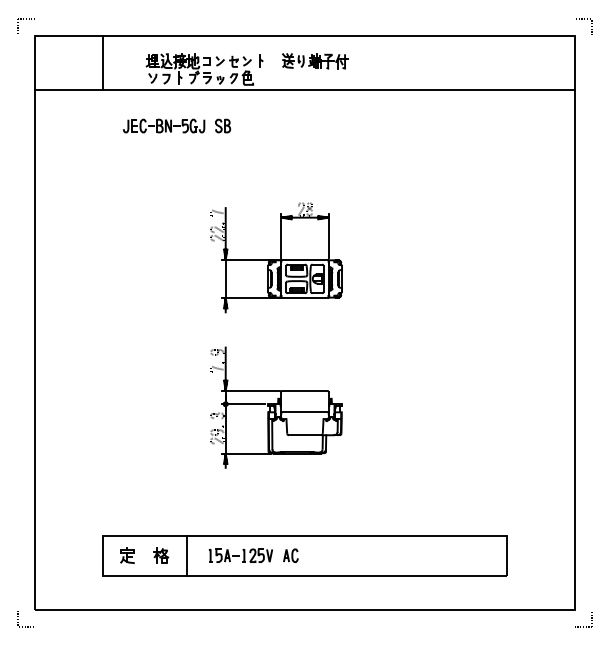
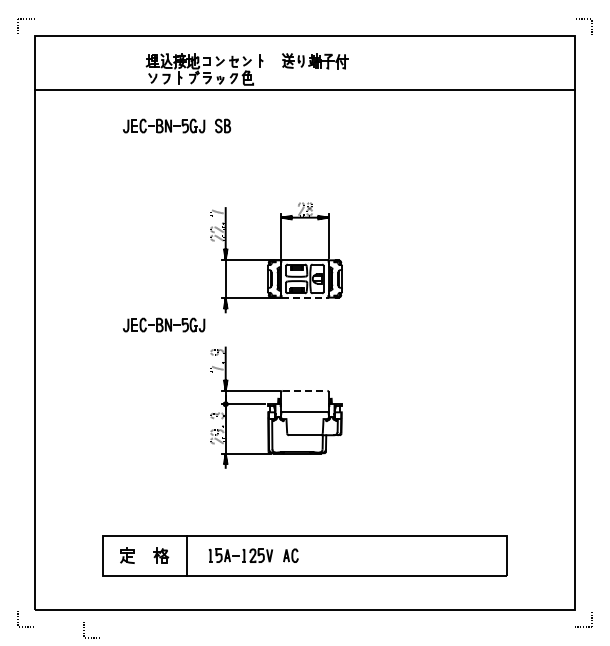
line: present -> none (102, 63)
line: solid -> dashed (305, 298)
part: none -> present (164, 324)
line: solid -> dashed (305, 390)
line: none -> present (84, 630)
